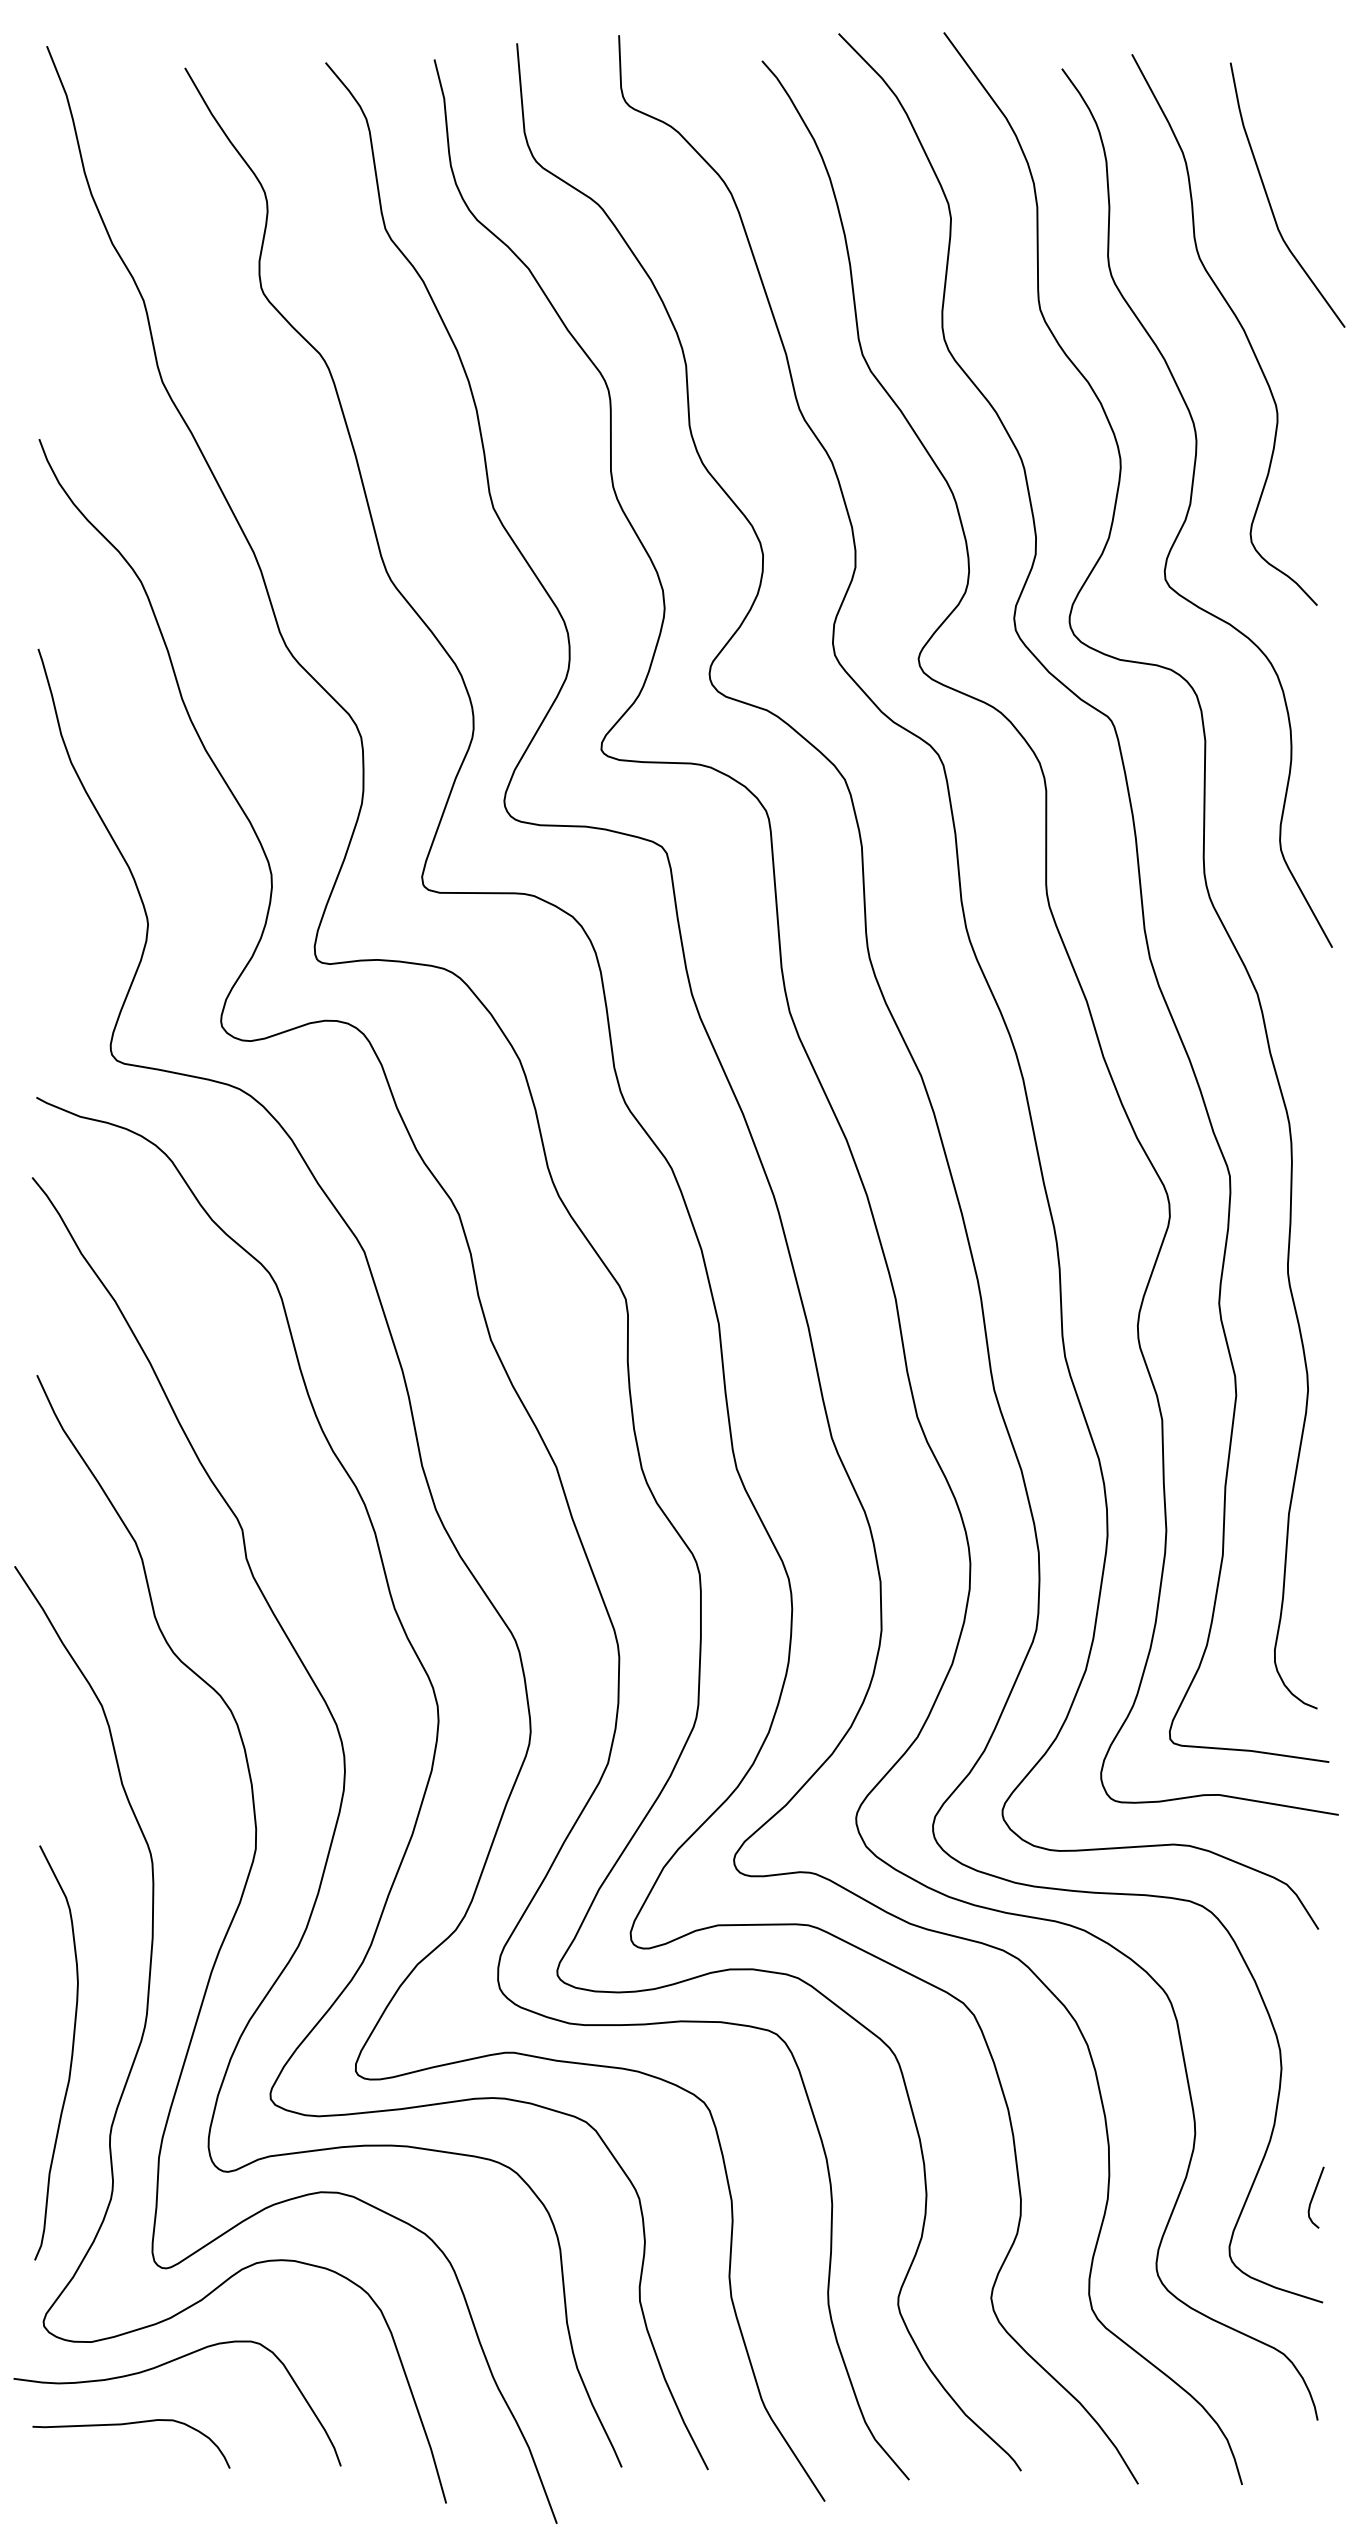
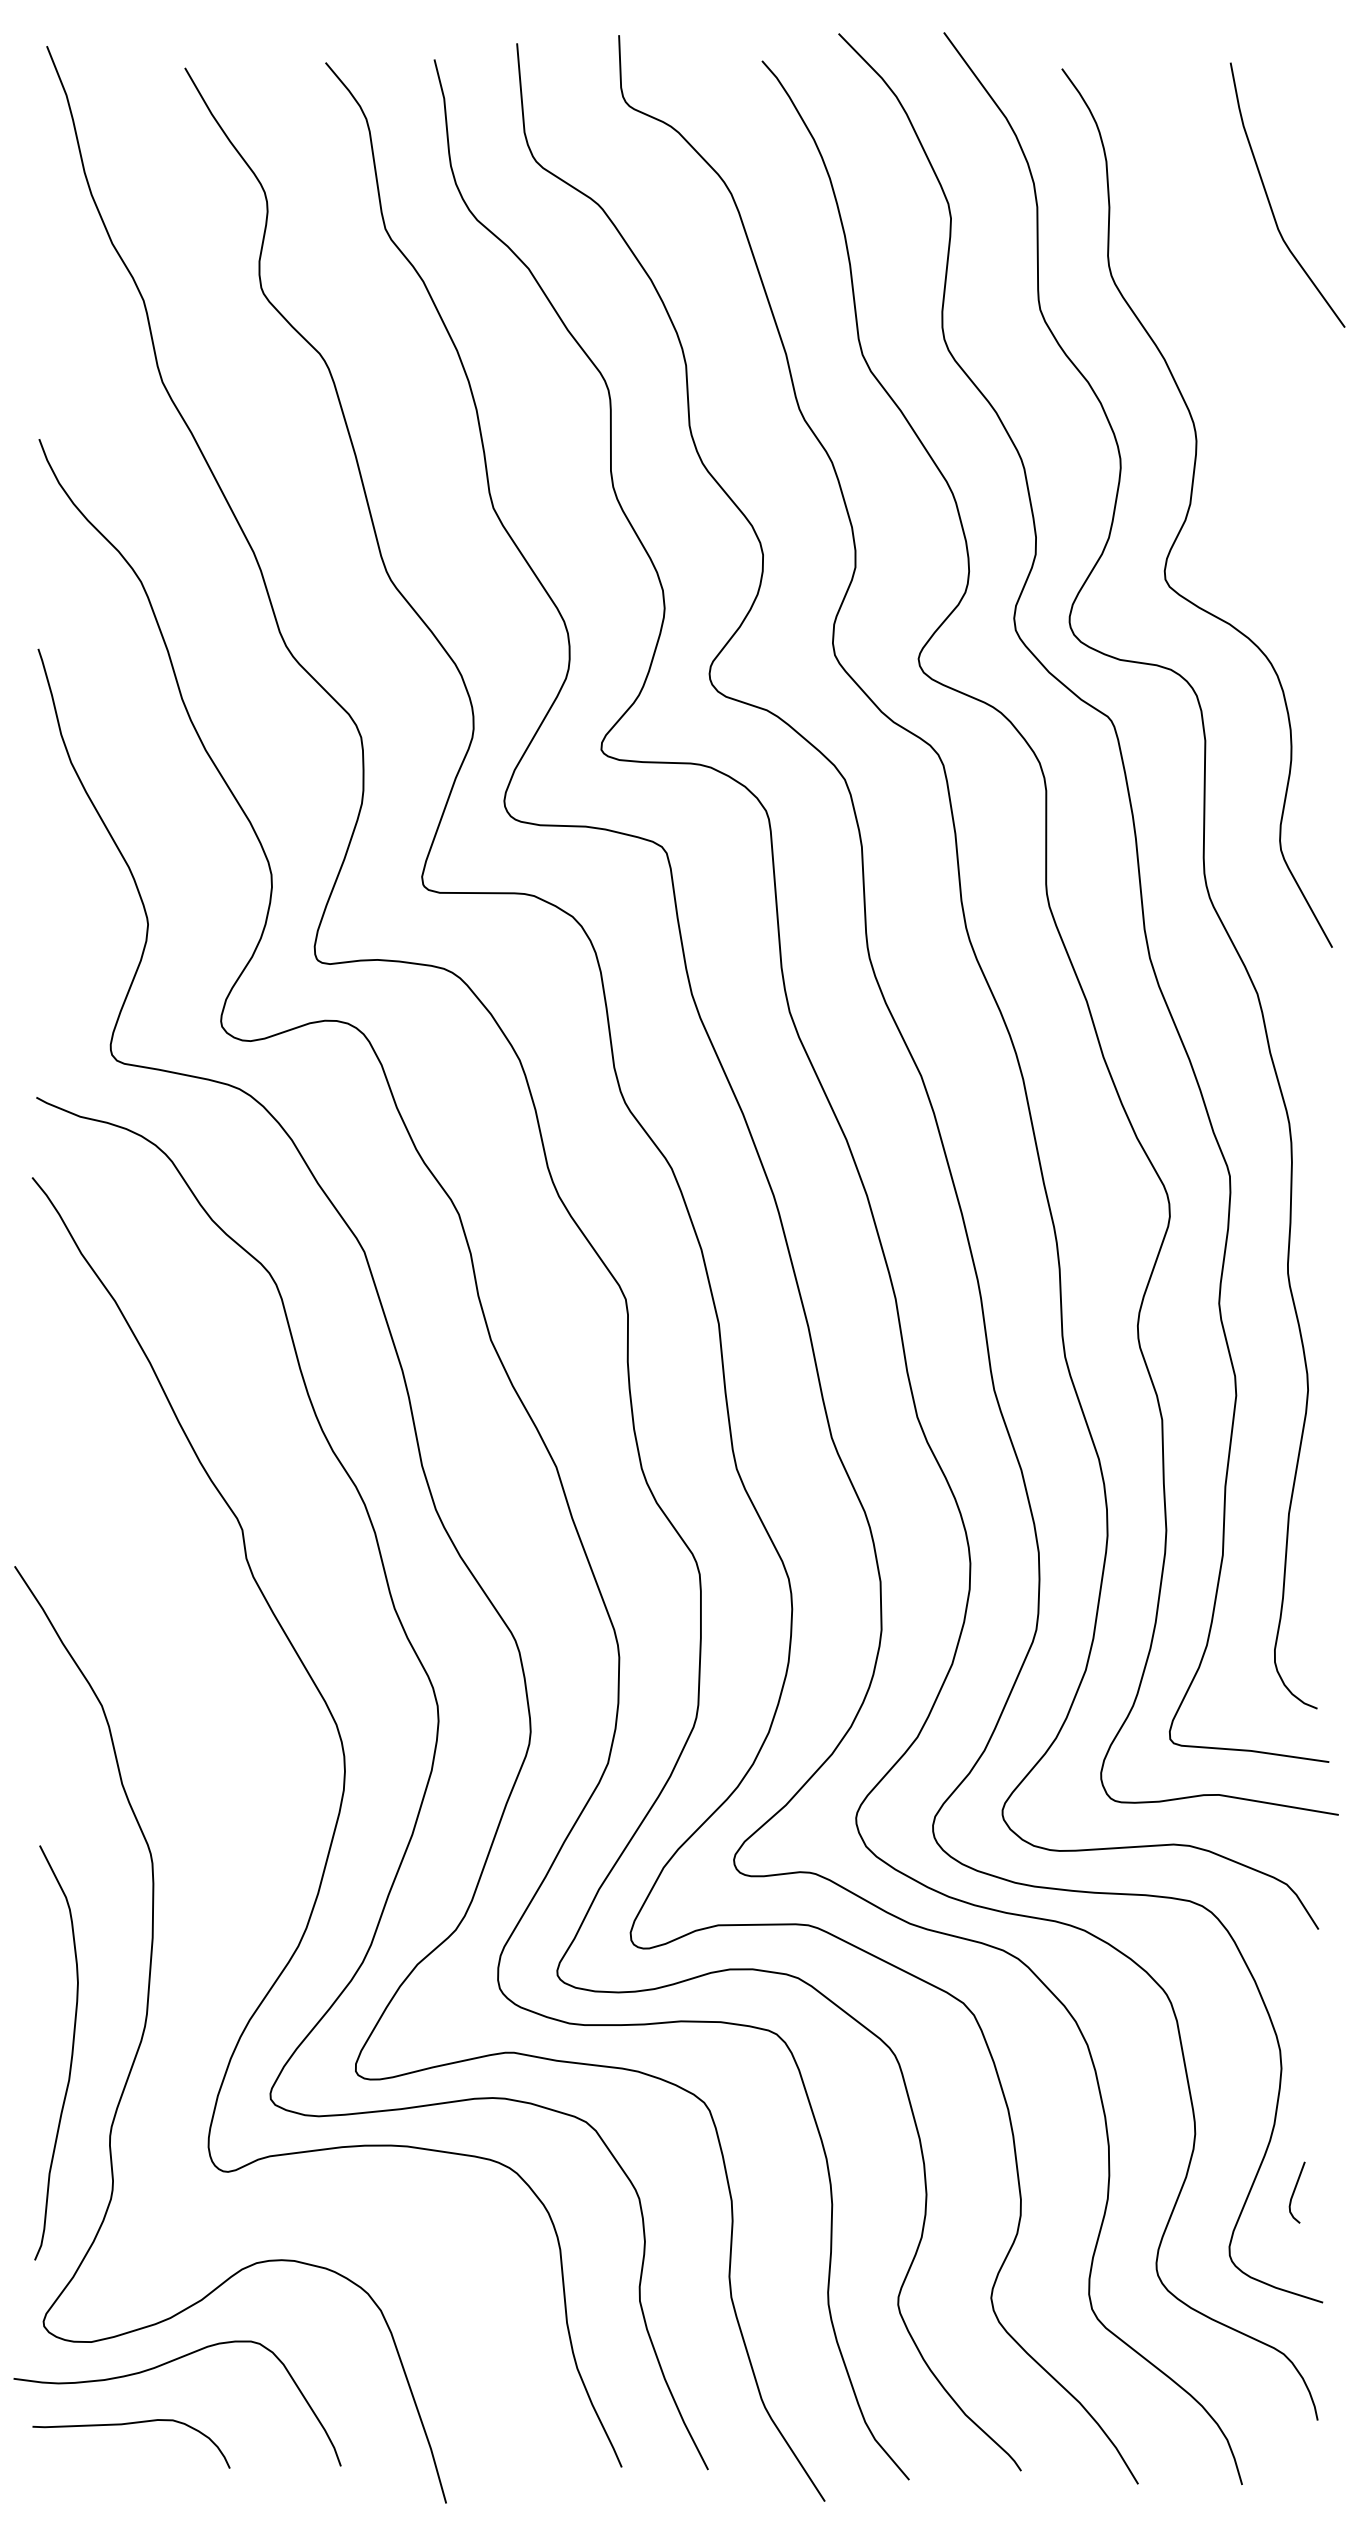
curve: present -> none (1237, 321)
curve: present -> none (231, 1925)
curve position: (1313, 2197) -> (1294, 2192) (1294, 2192)
